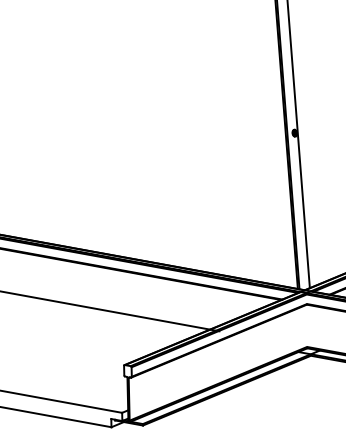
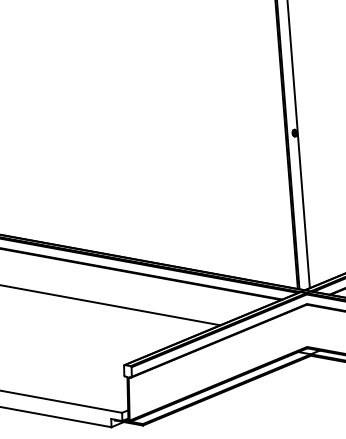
line position: (110, 311) -> (111, 305) (111, 305)
